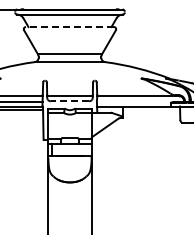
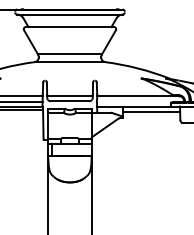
line: dashed -> solid (69, 27)
line: dashed -> solid (69, 101)
line: none -> present (151, 112)
